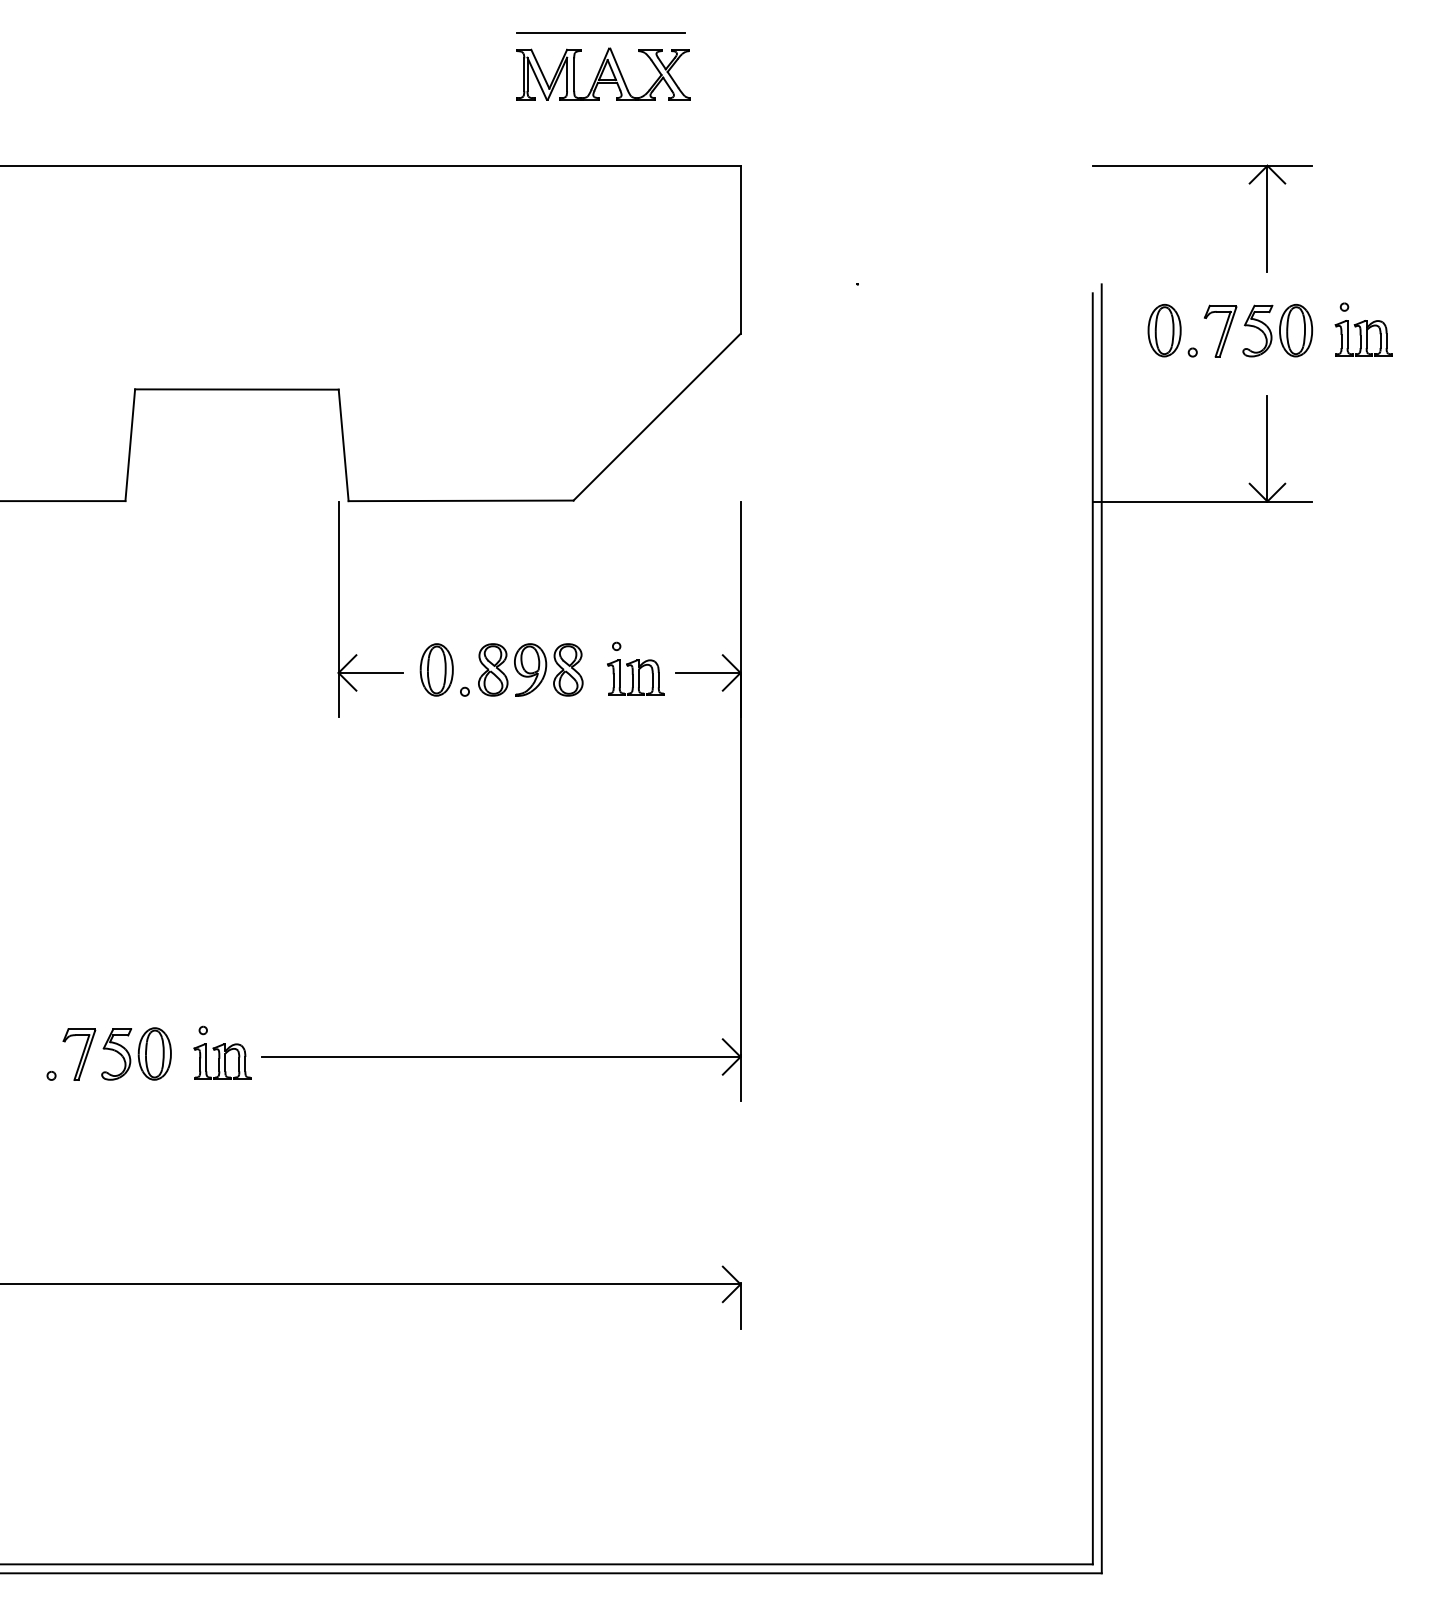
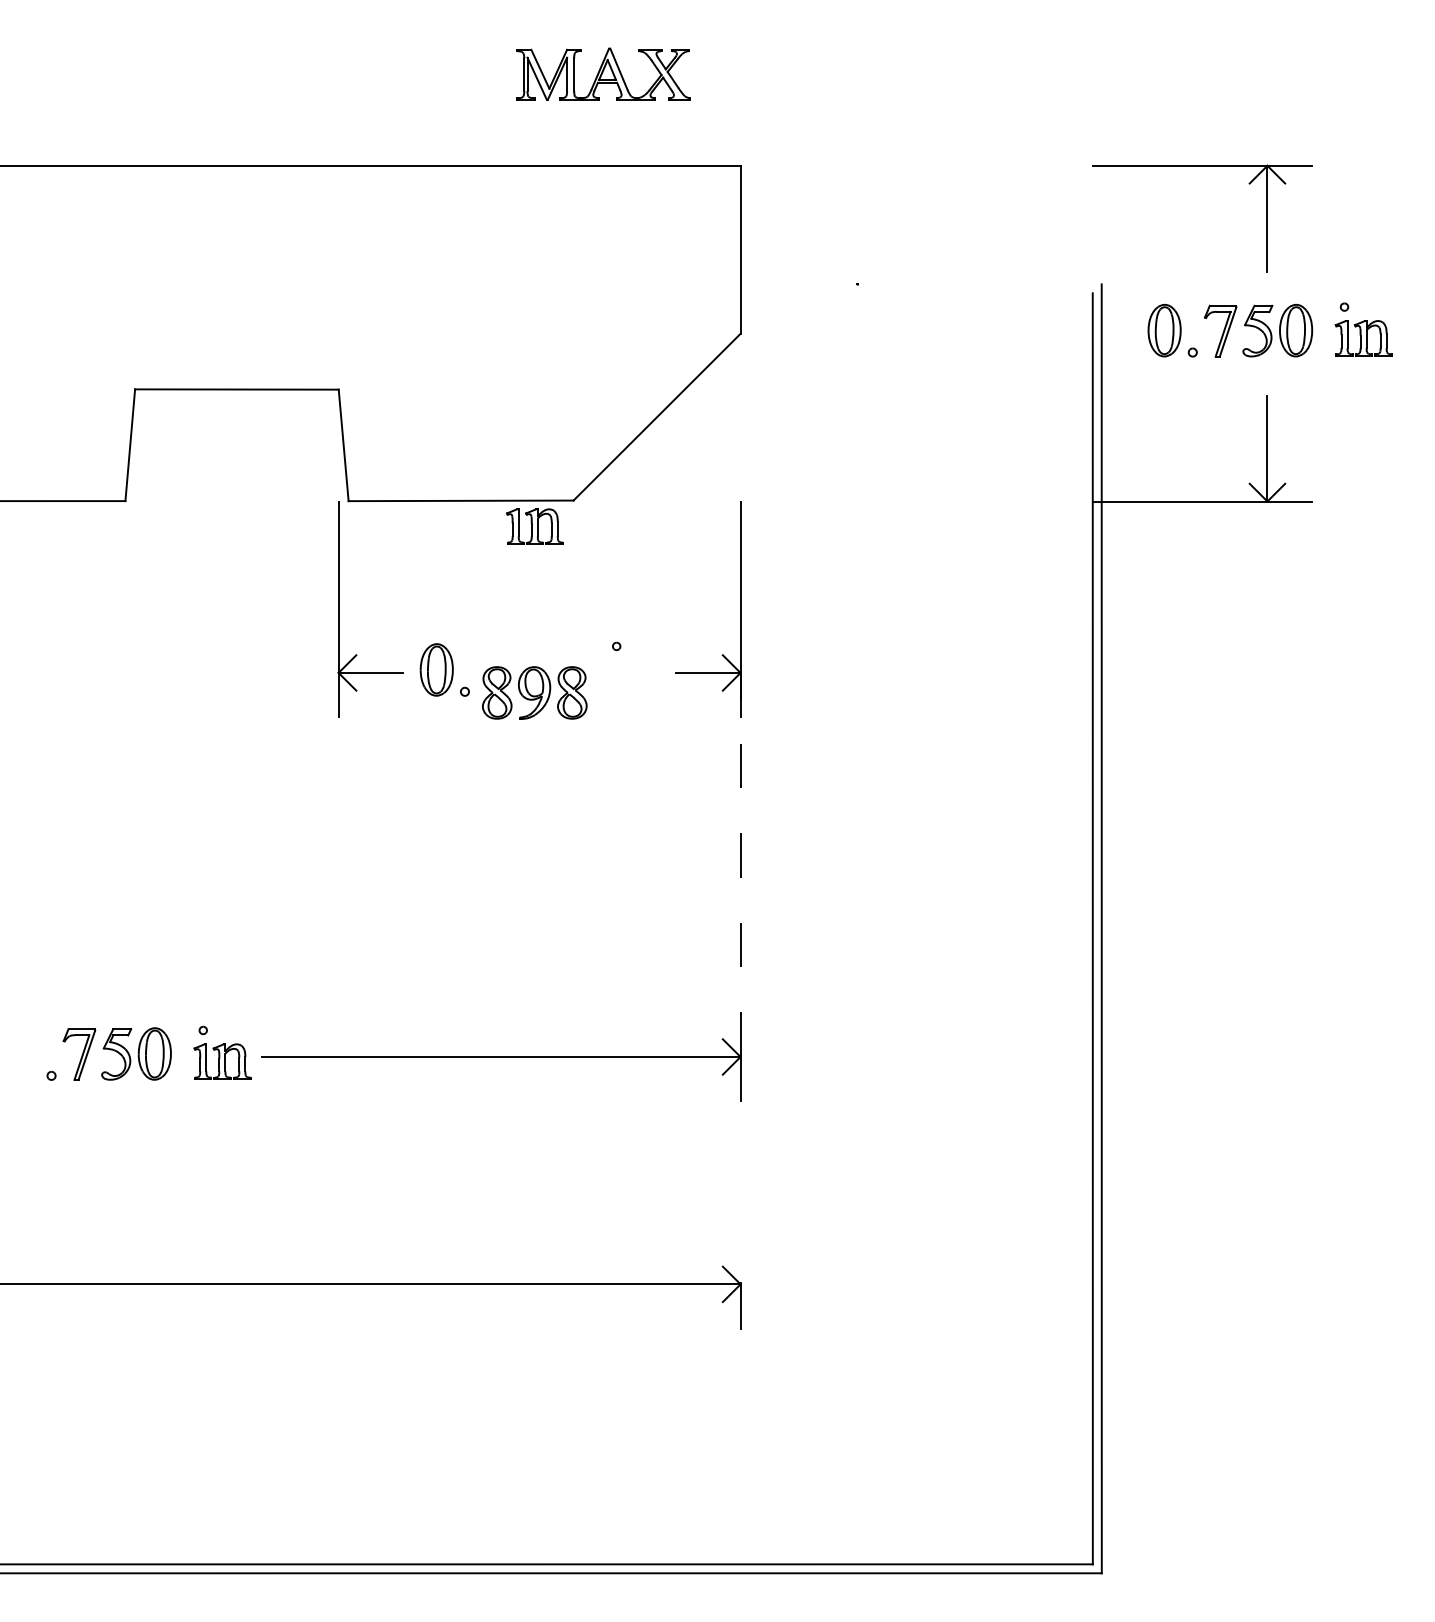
line: present -> none (600, 33)
part position: (530, 669) -> (534, 692) (534, 692)
part position: (635, 677) -> (534, 526) (534, 526)
line: solid -> dashed (740, 864)
